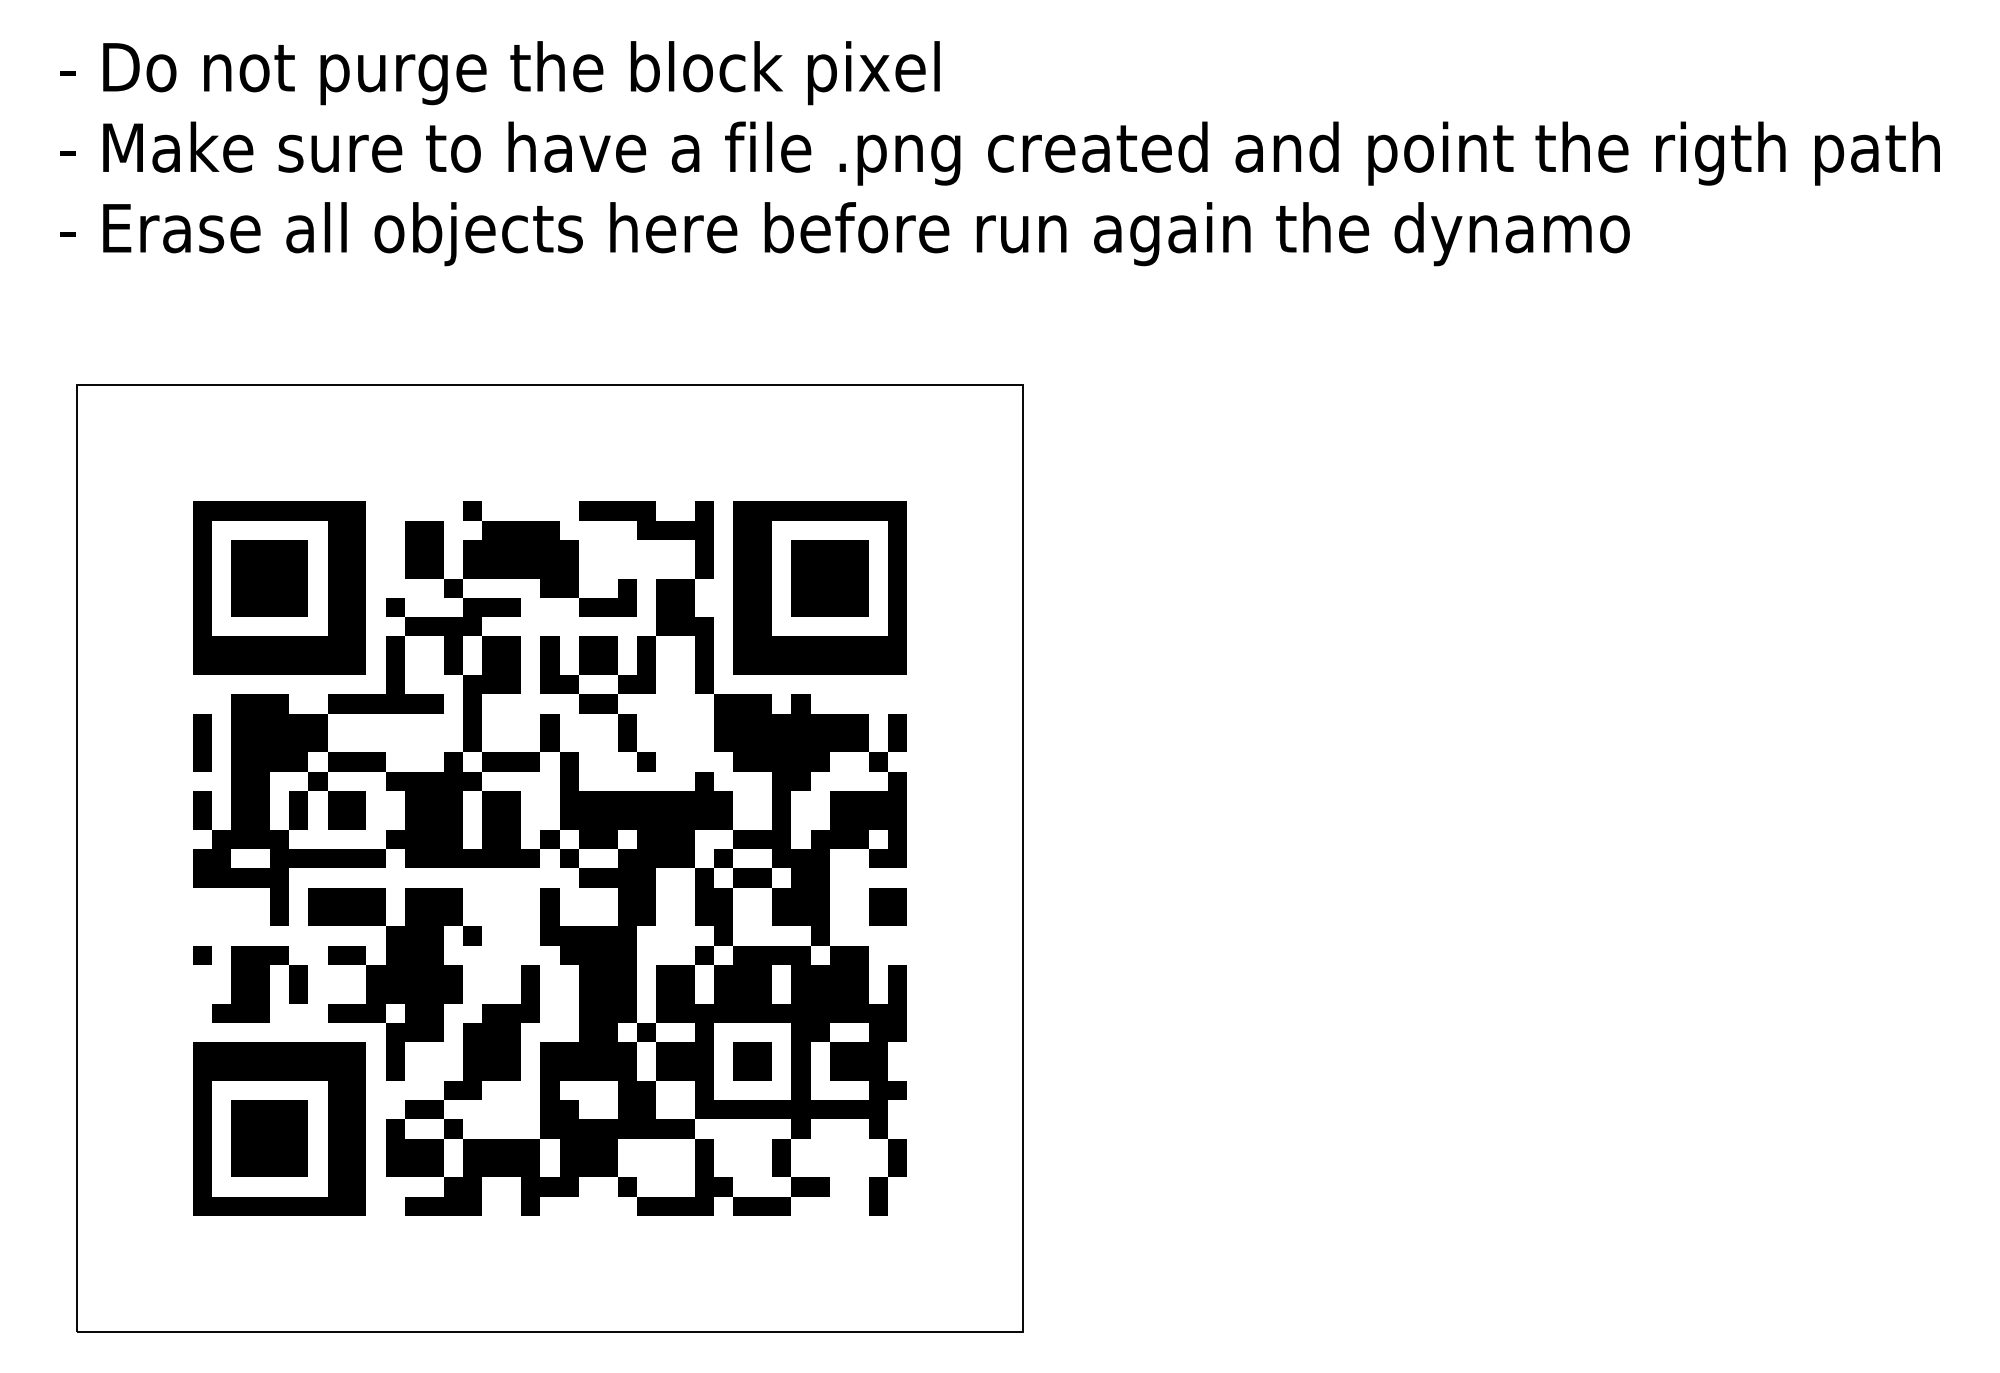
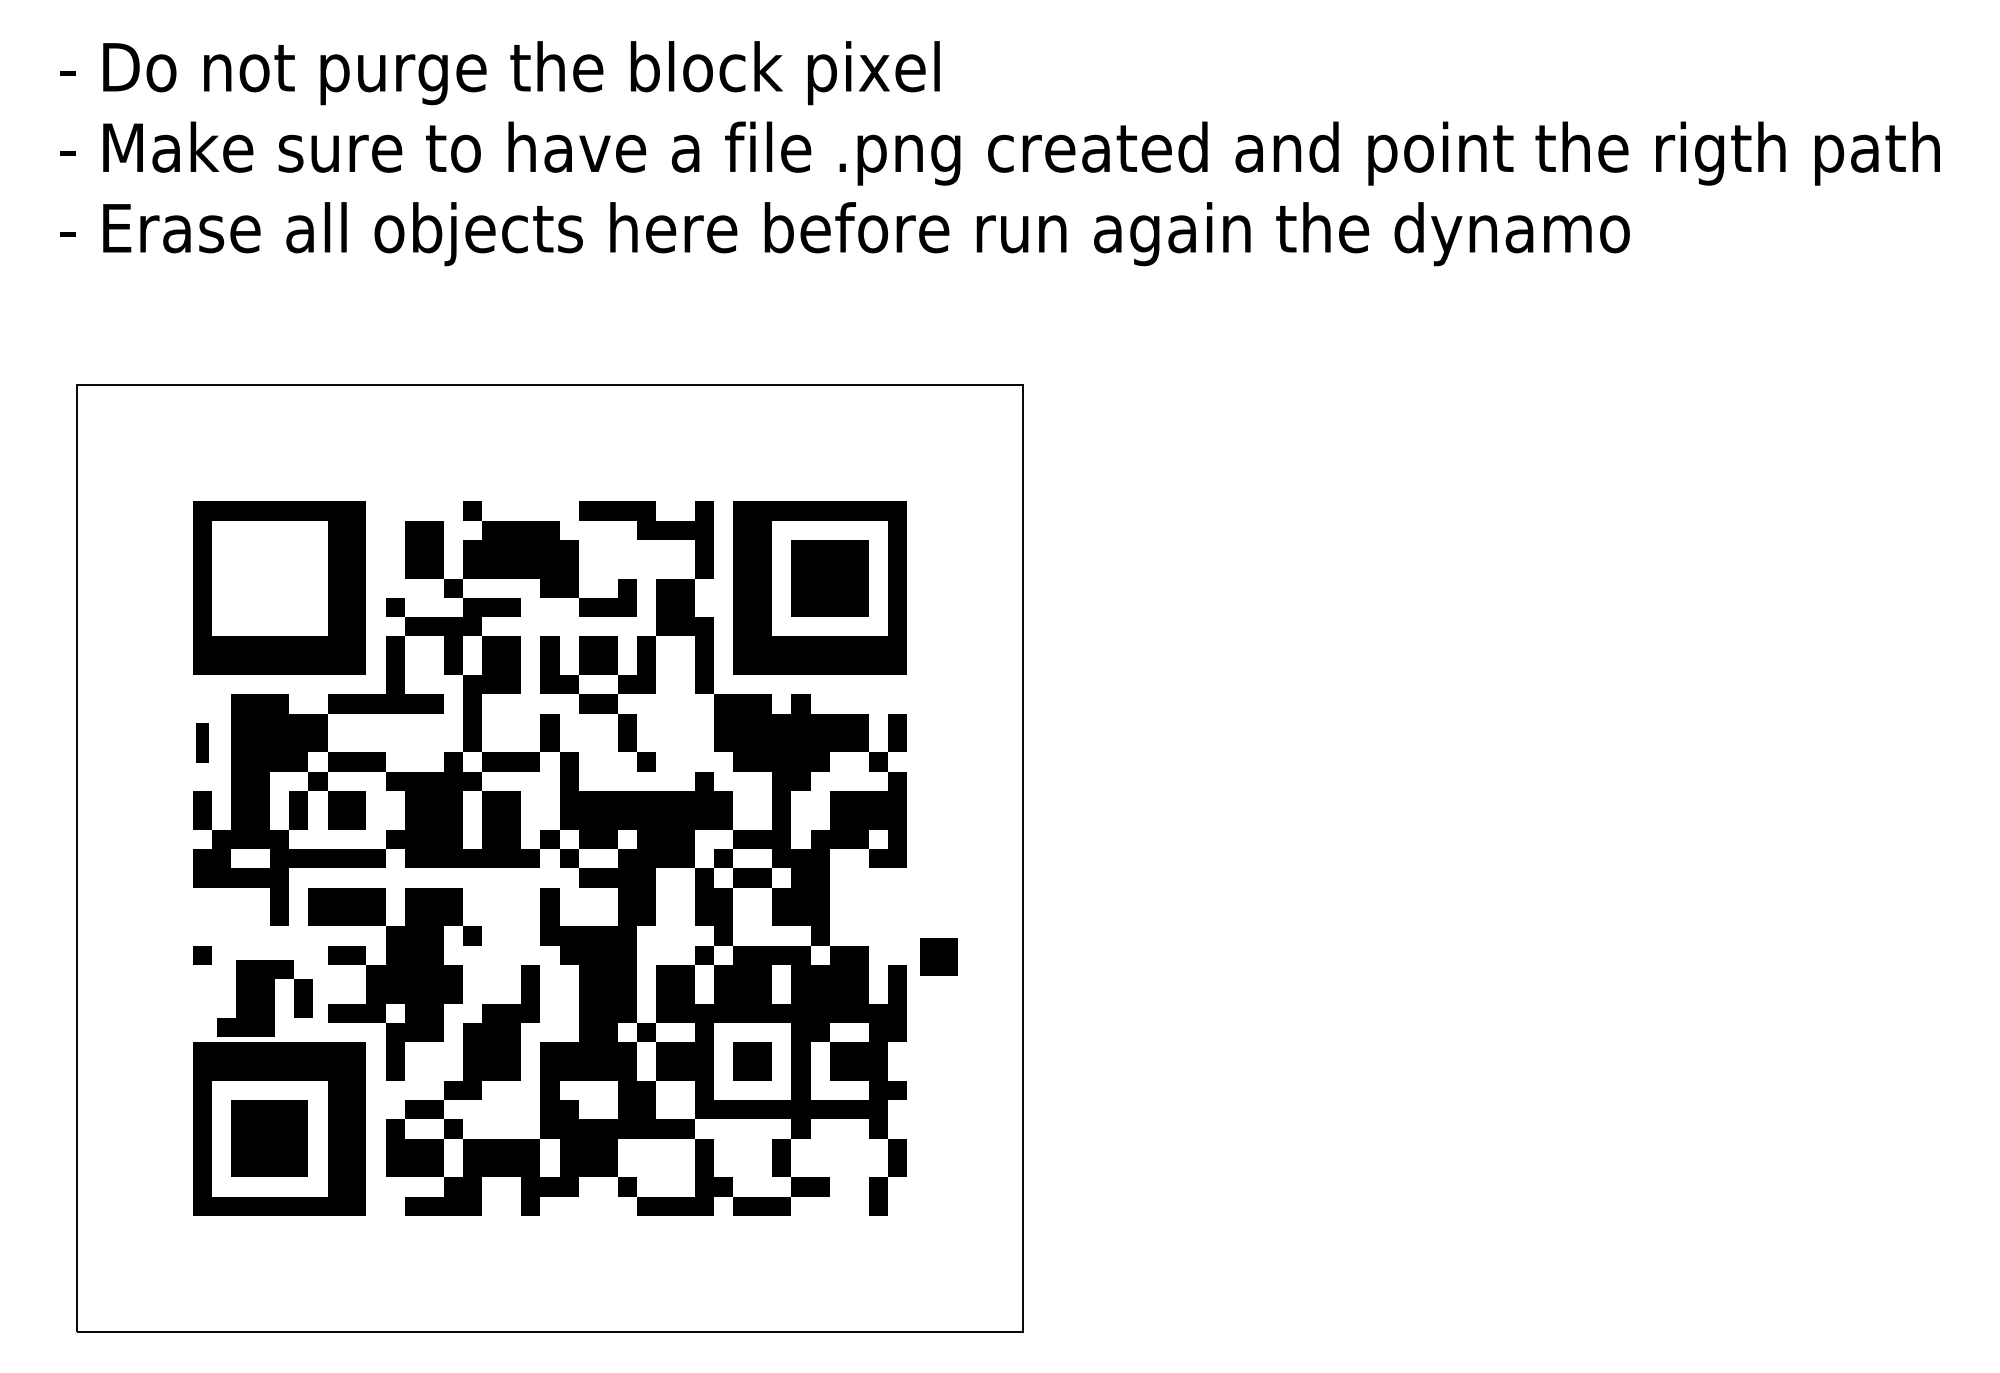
part: present -> none (269, 578)
part size: 19x58 px -> 13x40 px (202, 742)
part position: (887, 906) -> (938, 956) (938, 956)
part position: (259, 984) -> (264, 998) (264, 998)
